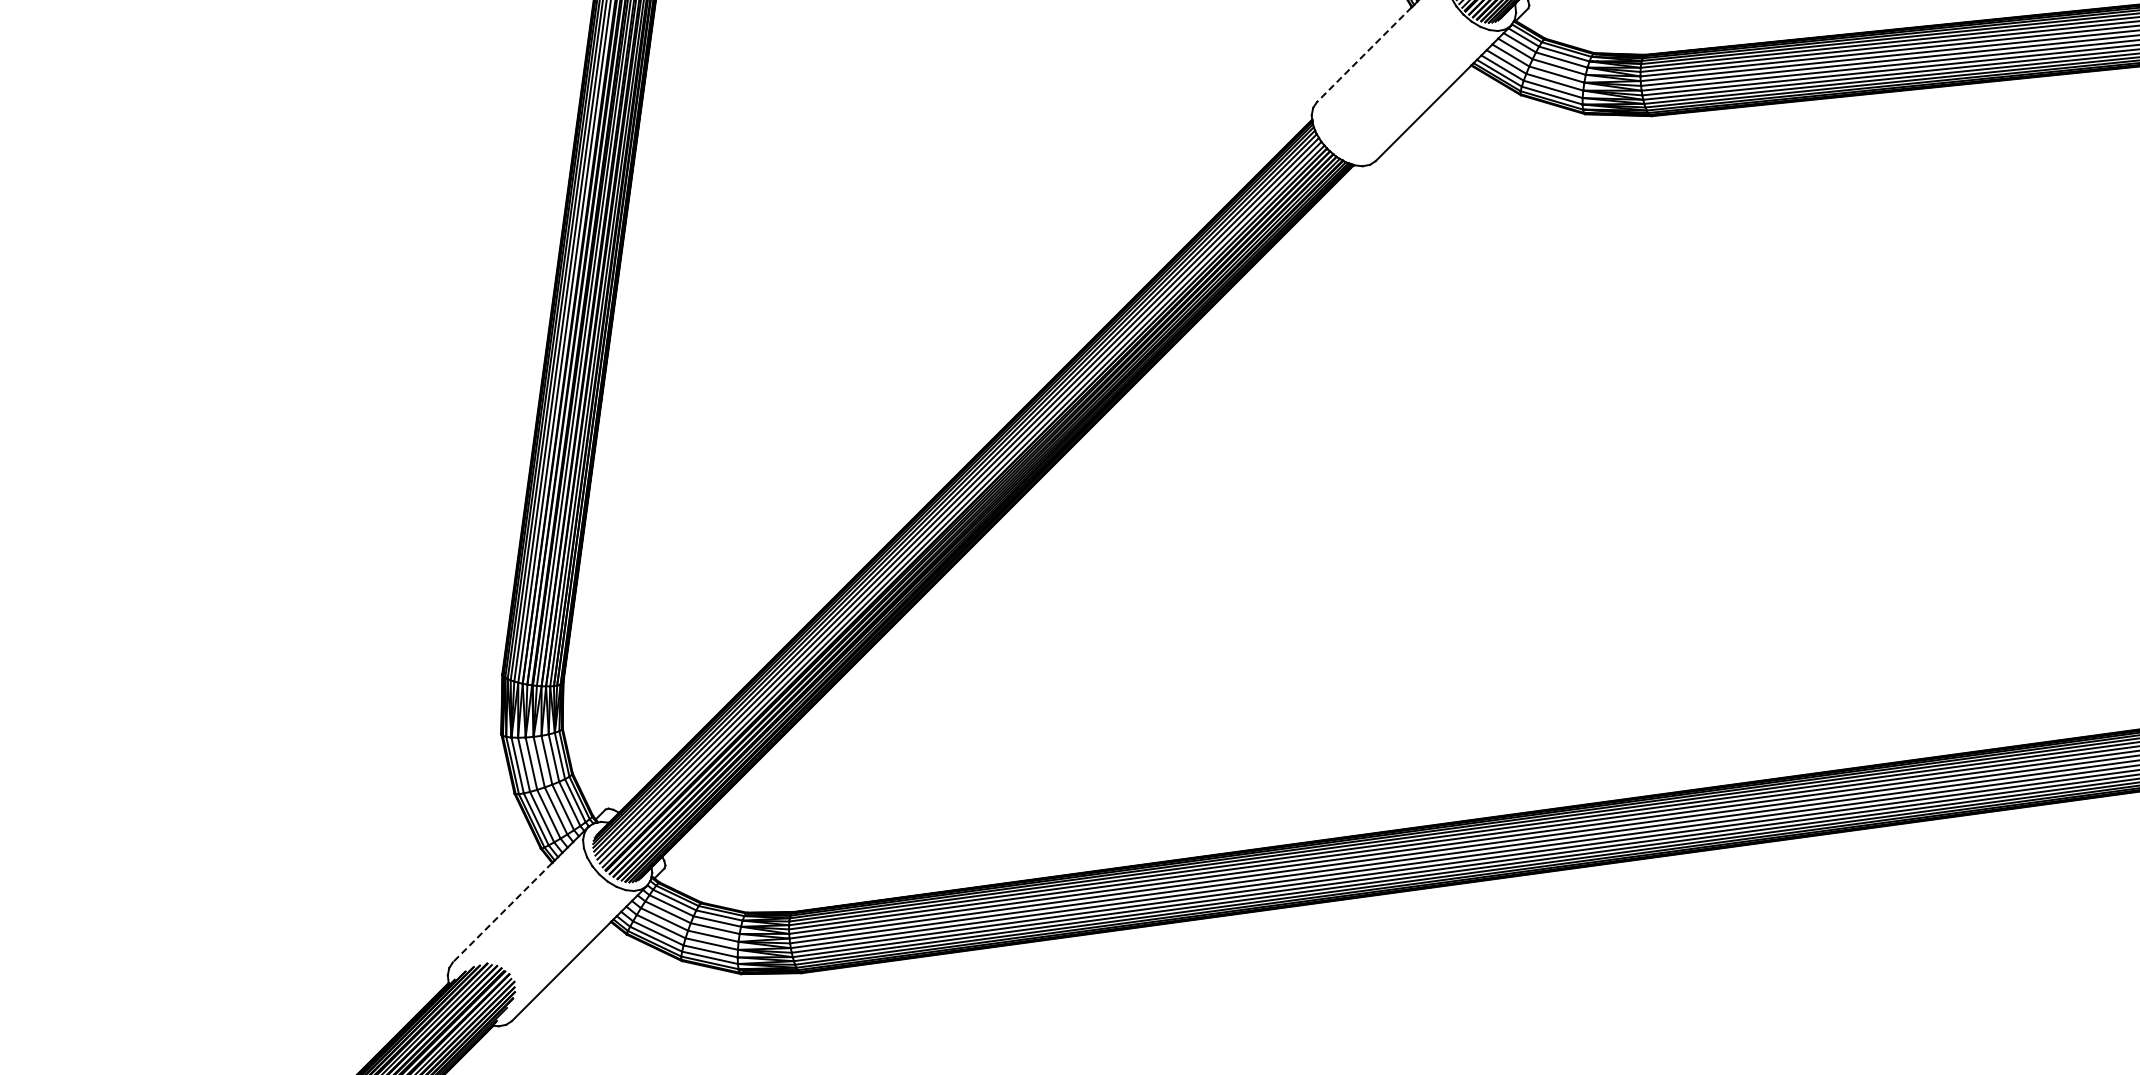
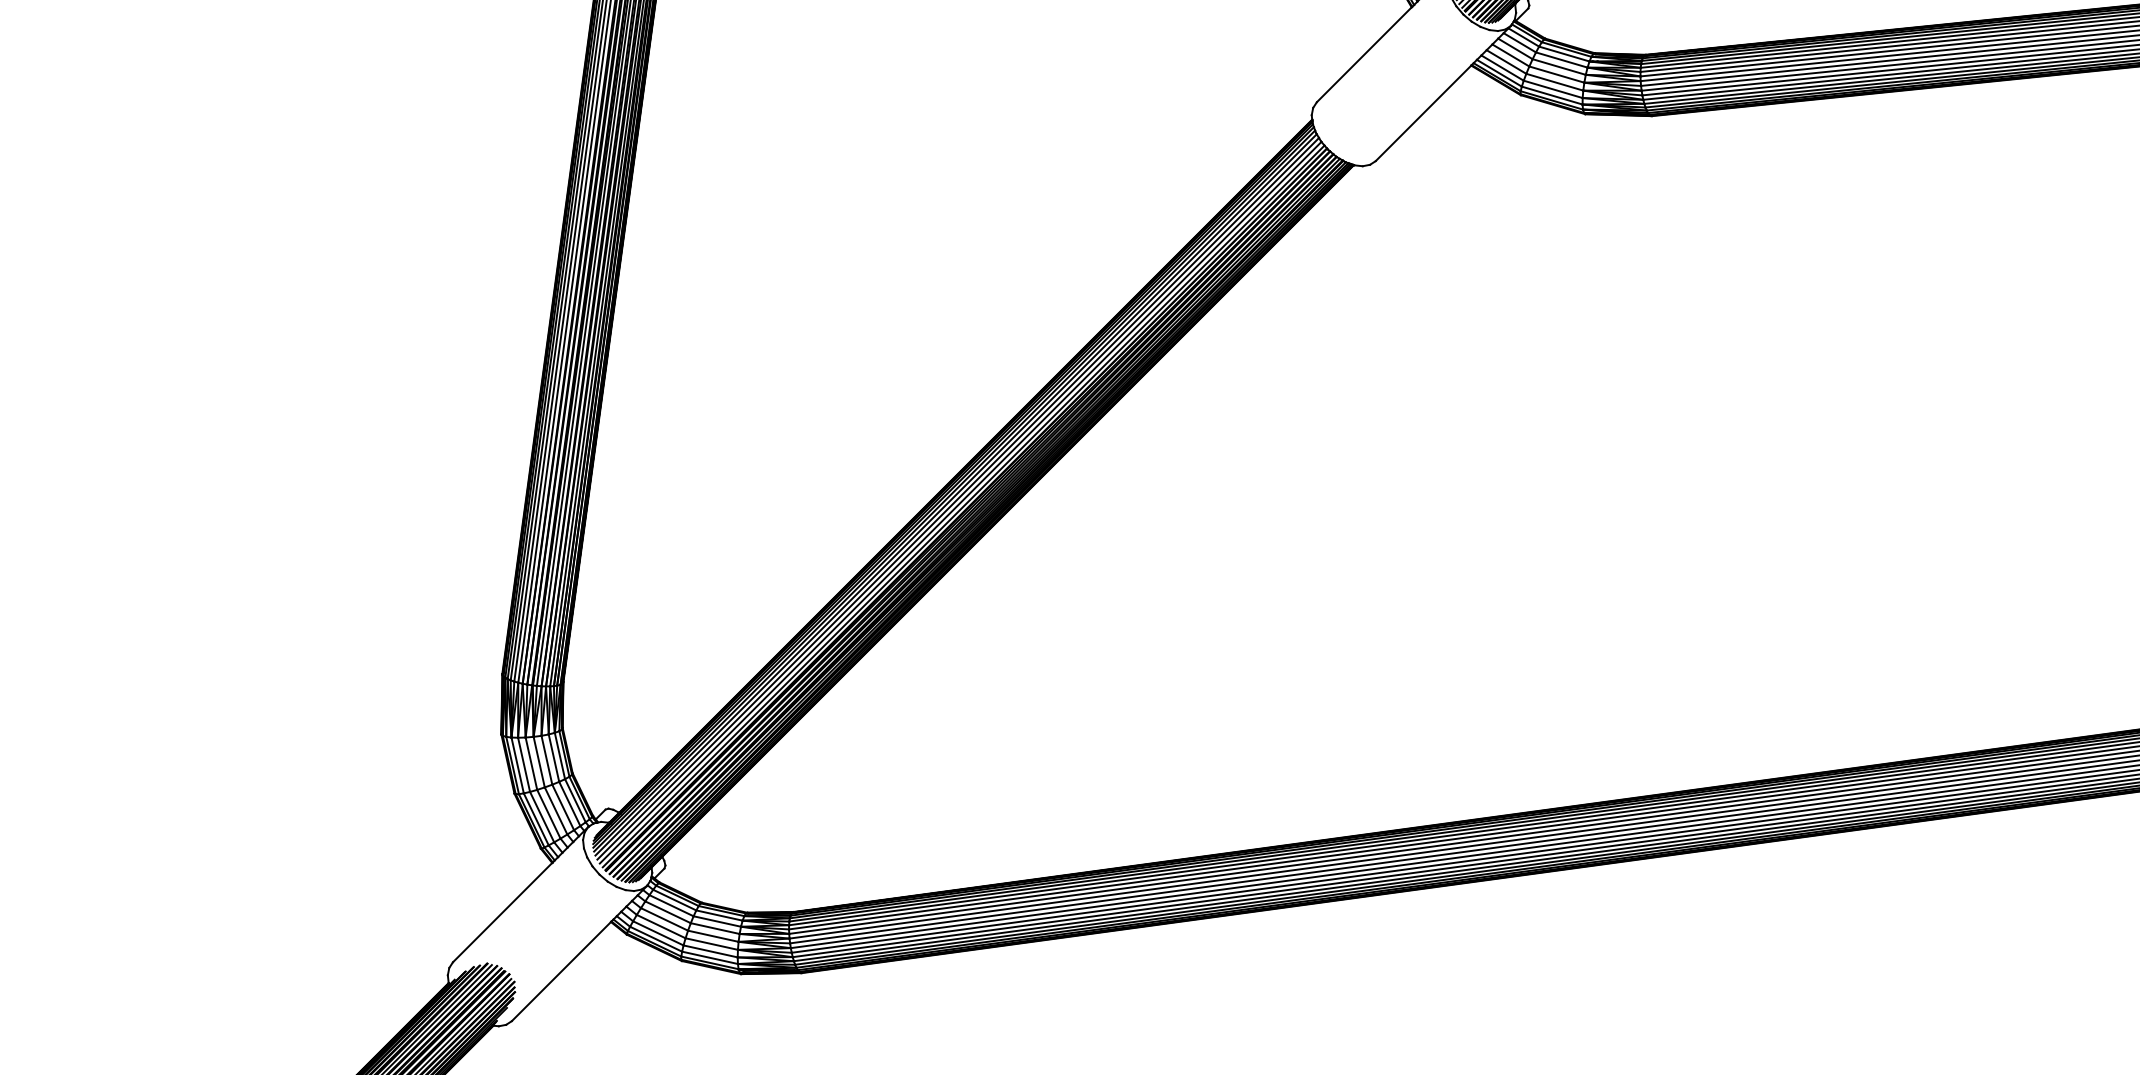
line: dashed -> solid (1363, 55)
line: dashed -> solid (502, 912)
